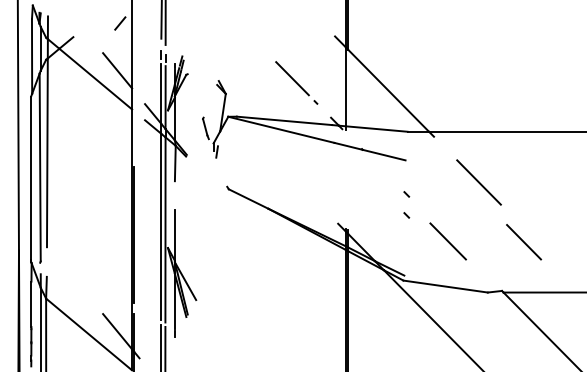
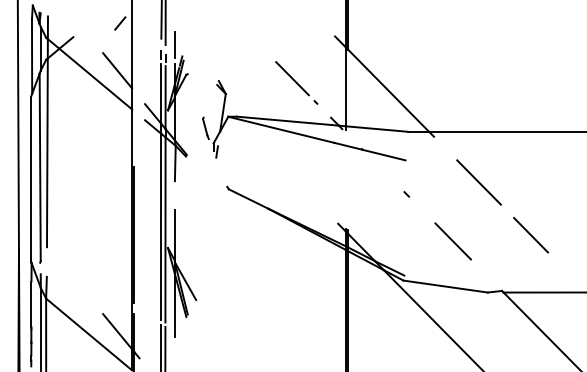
line: none -> present (174, 44)
line: present -> none (406, 215)
line position: (447, 241) -> (452, 241) (452, 241)
line position: (524, 242) -> (531, 235) (531, 235)
